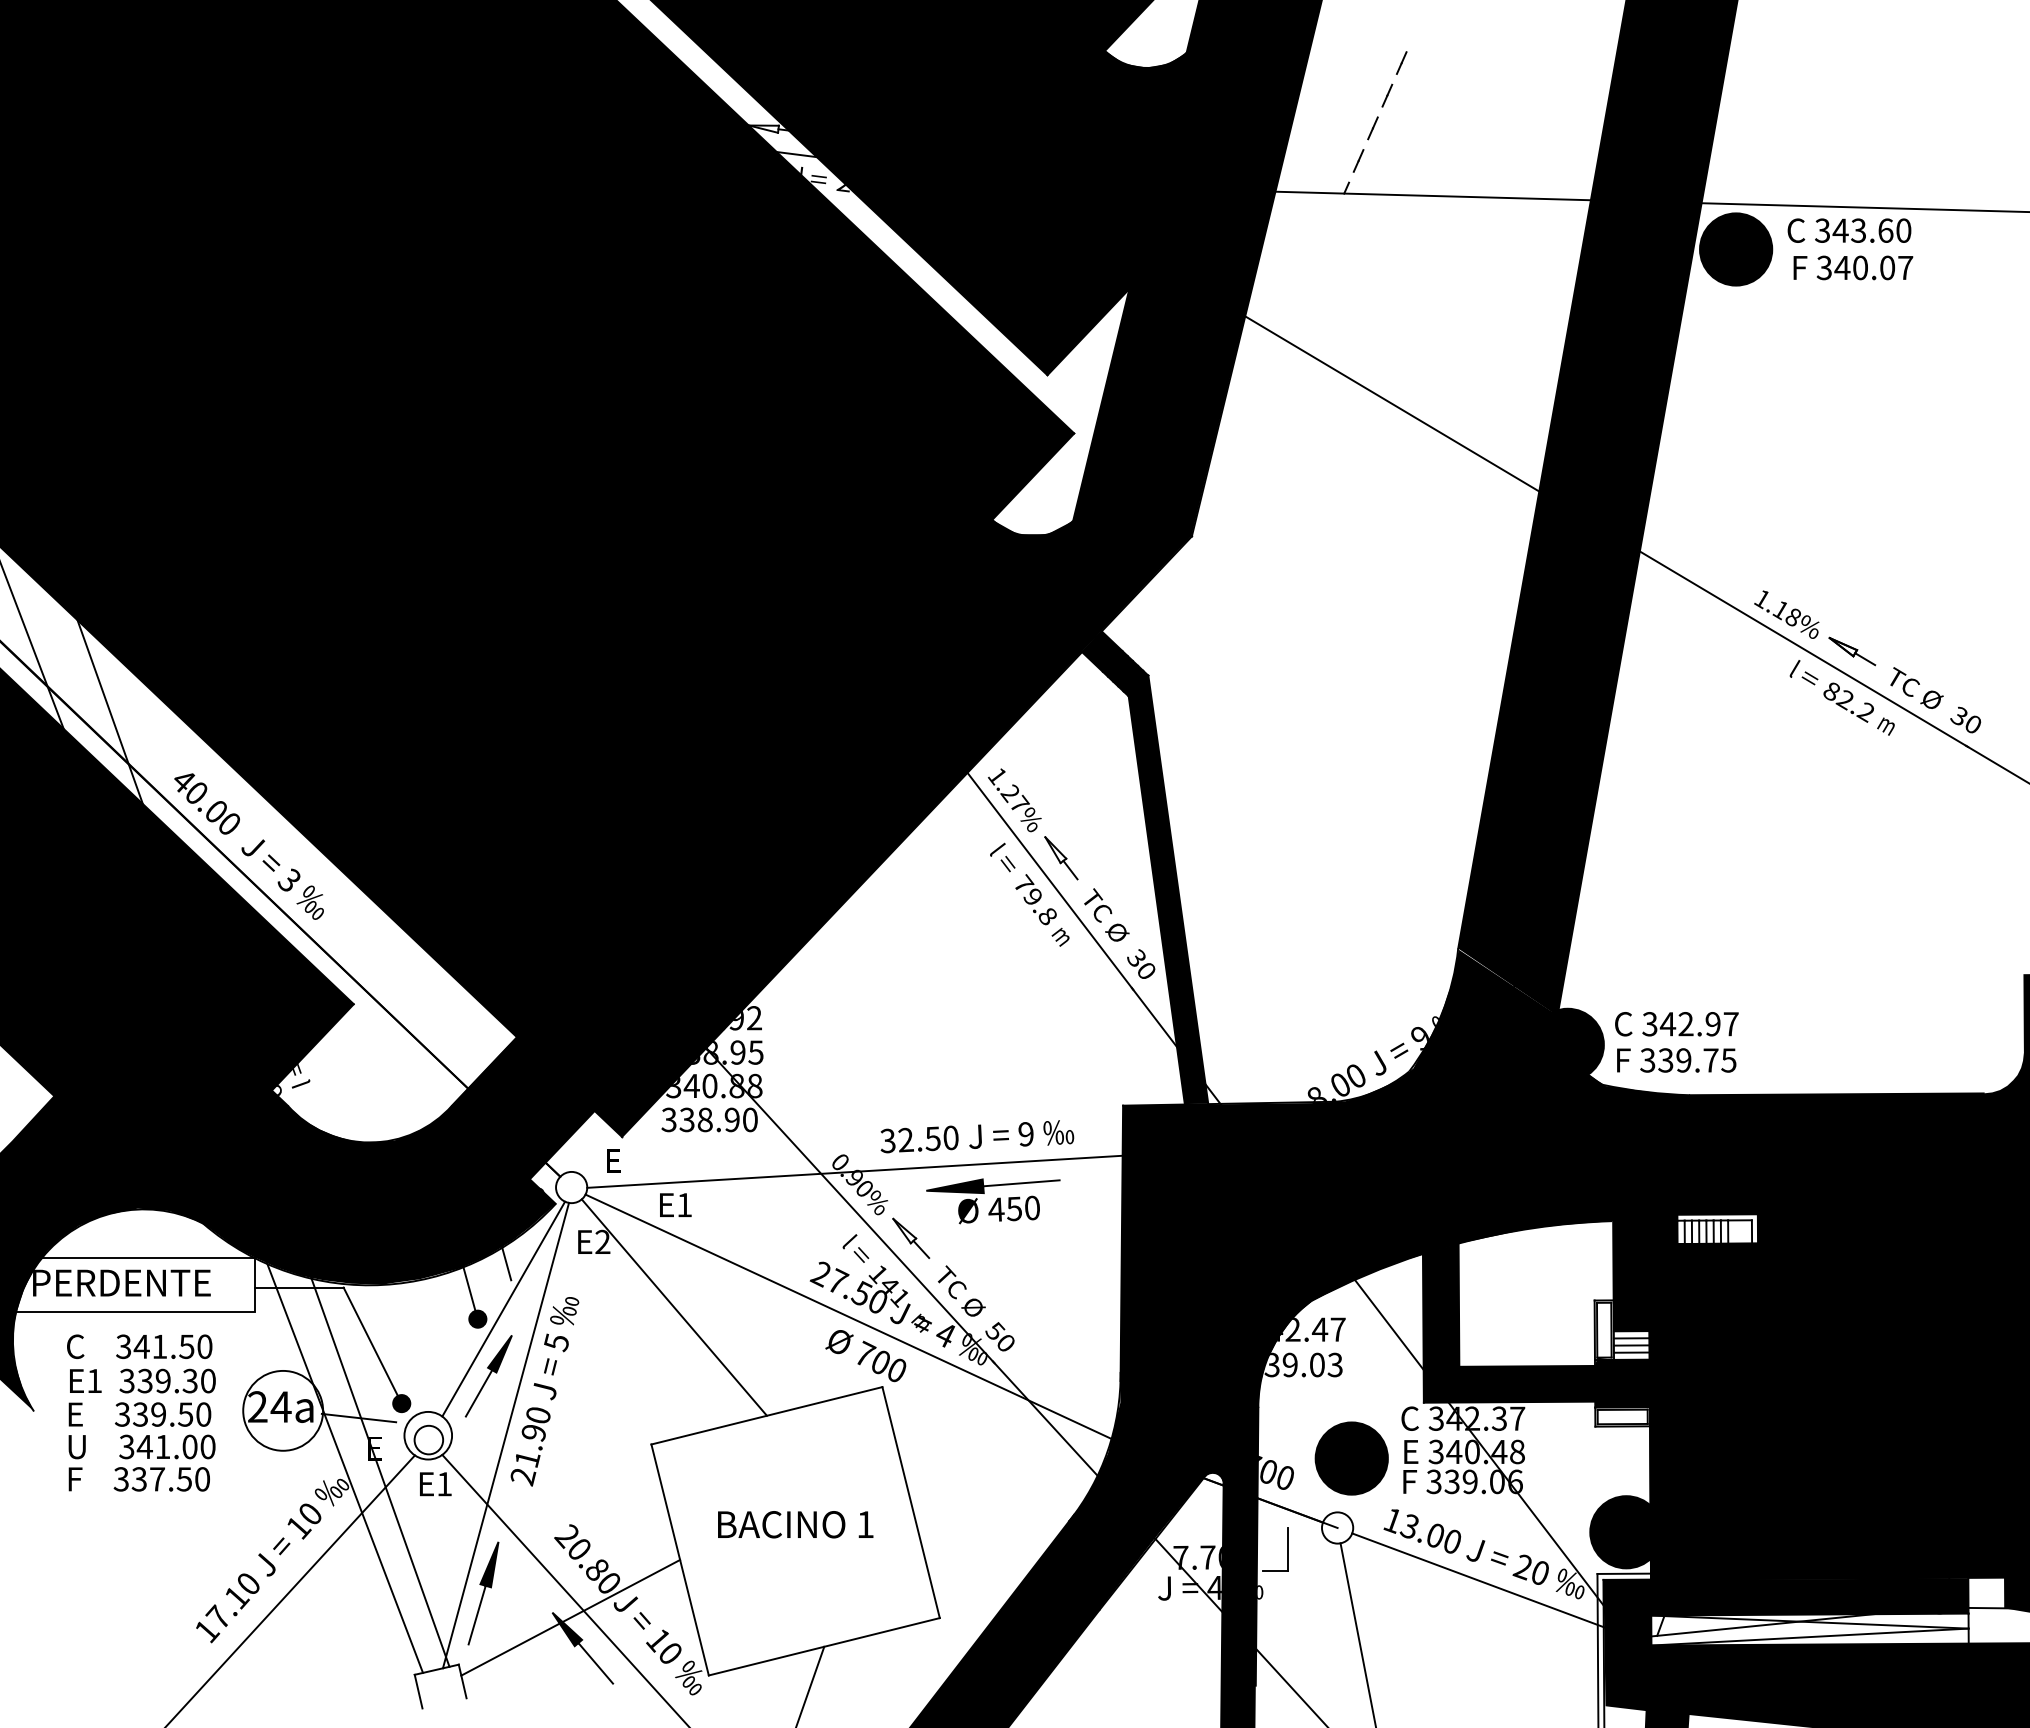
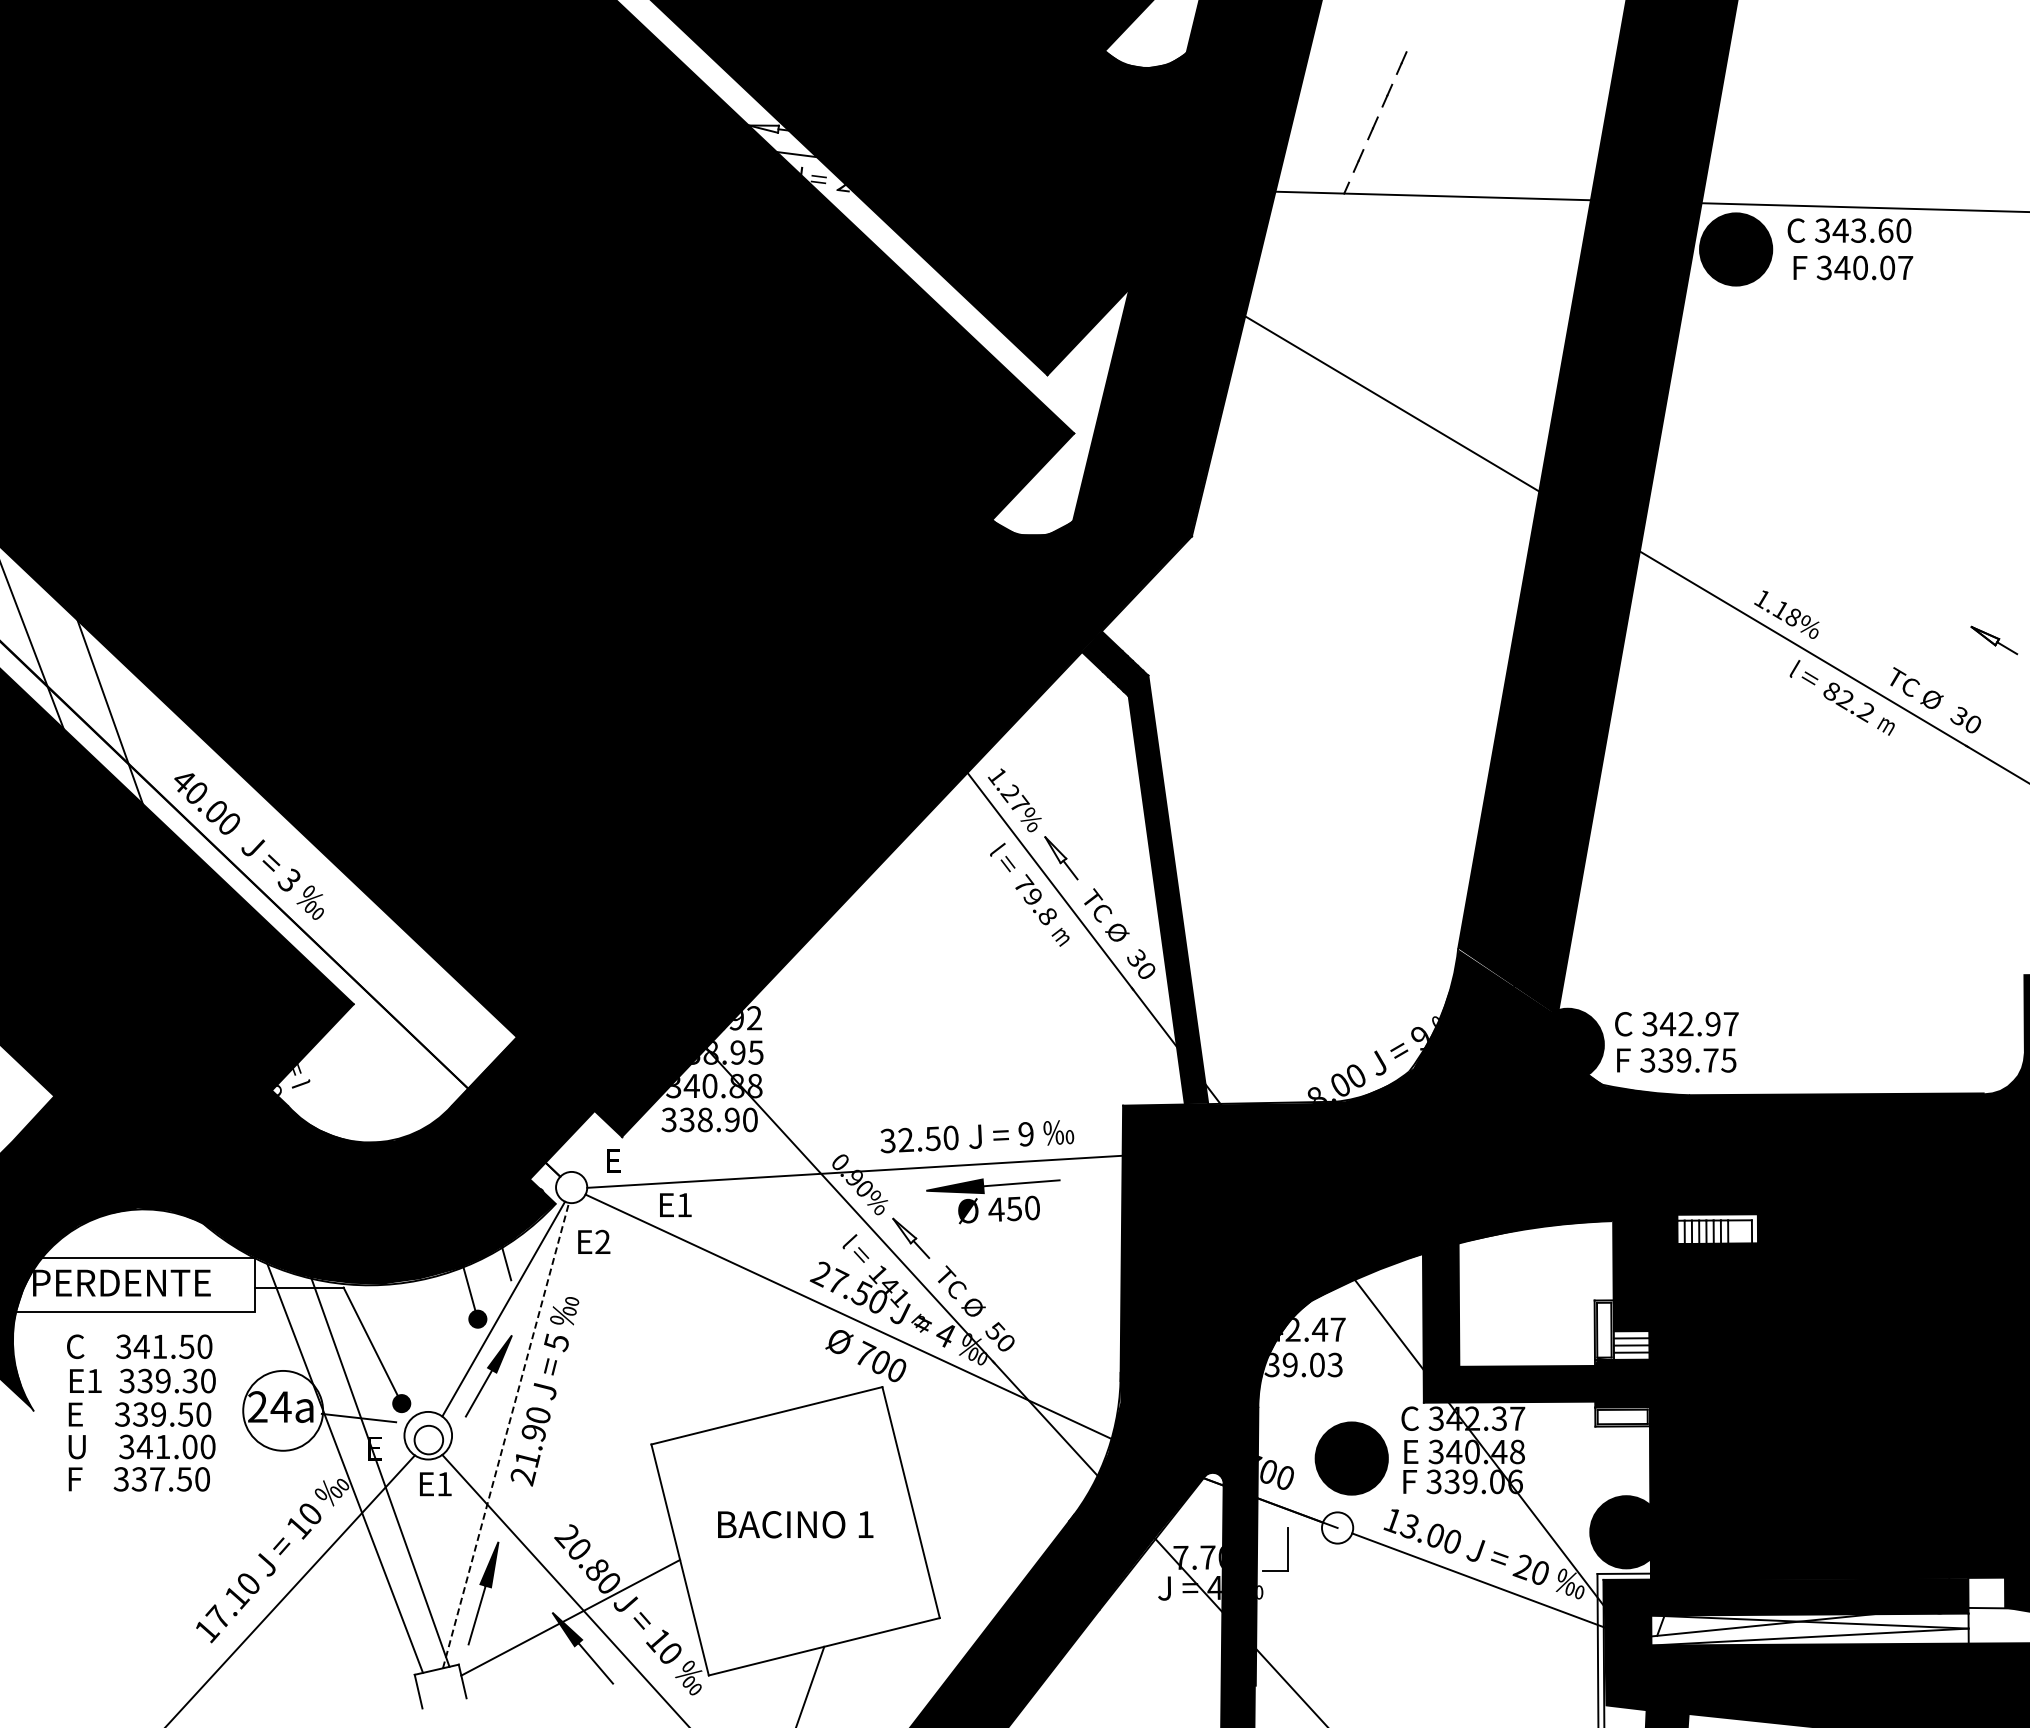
part position: (1852, 651) -> (1994, 640) (1994, 640)
line: present -> none (673, 1307)
line: solid -> dashed (506, 1435)
line: present -> none (1357, 1633)
